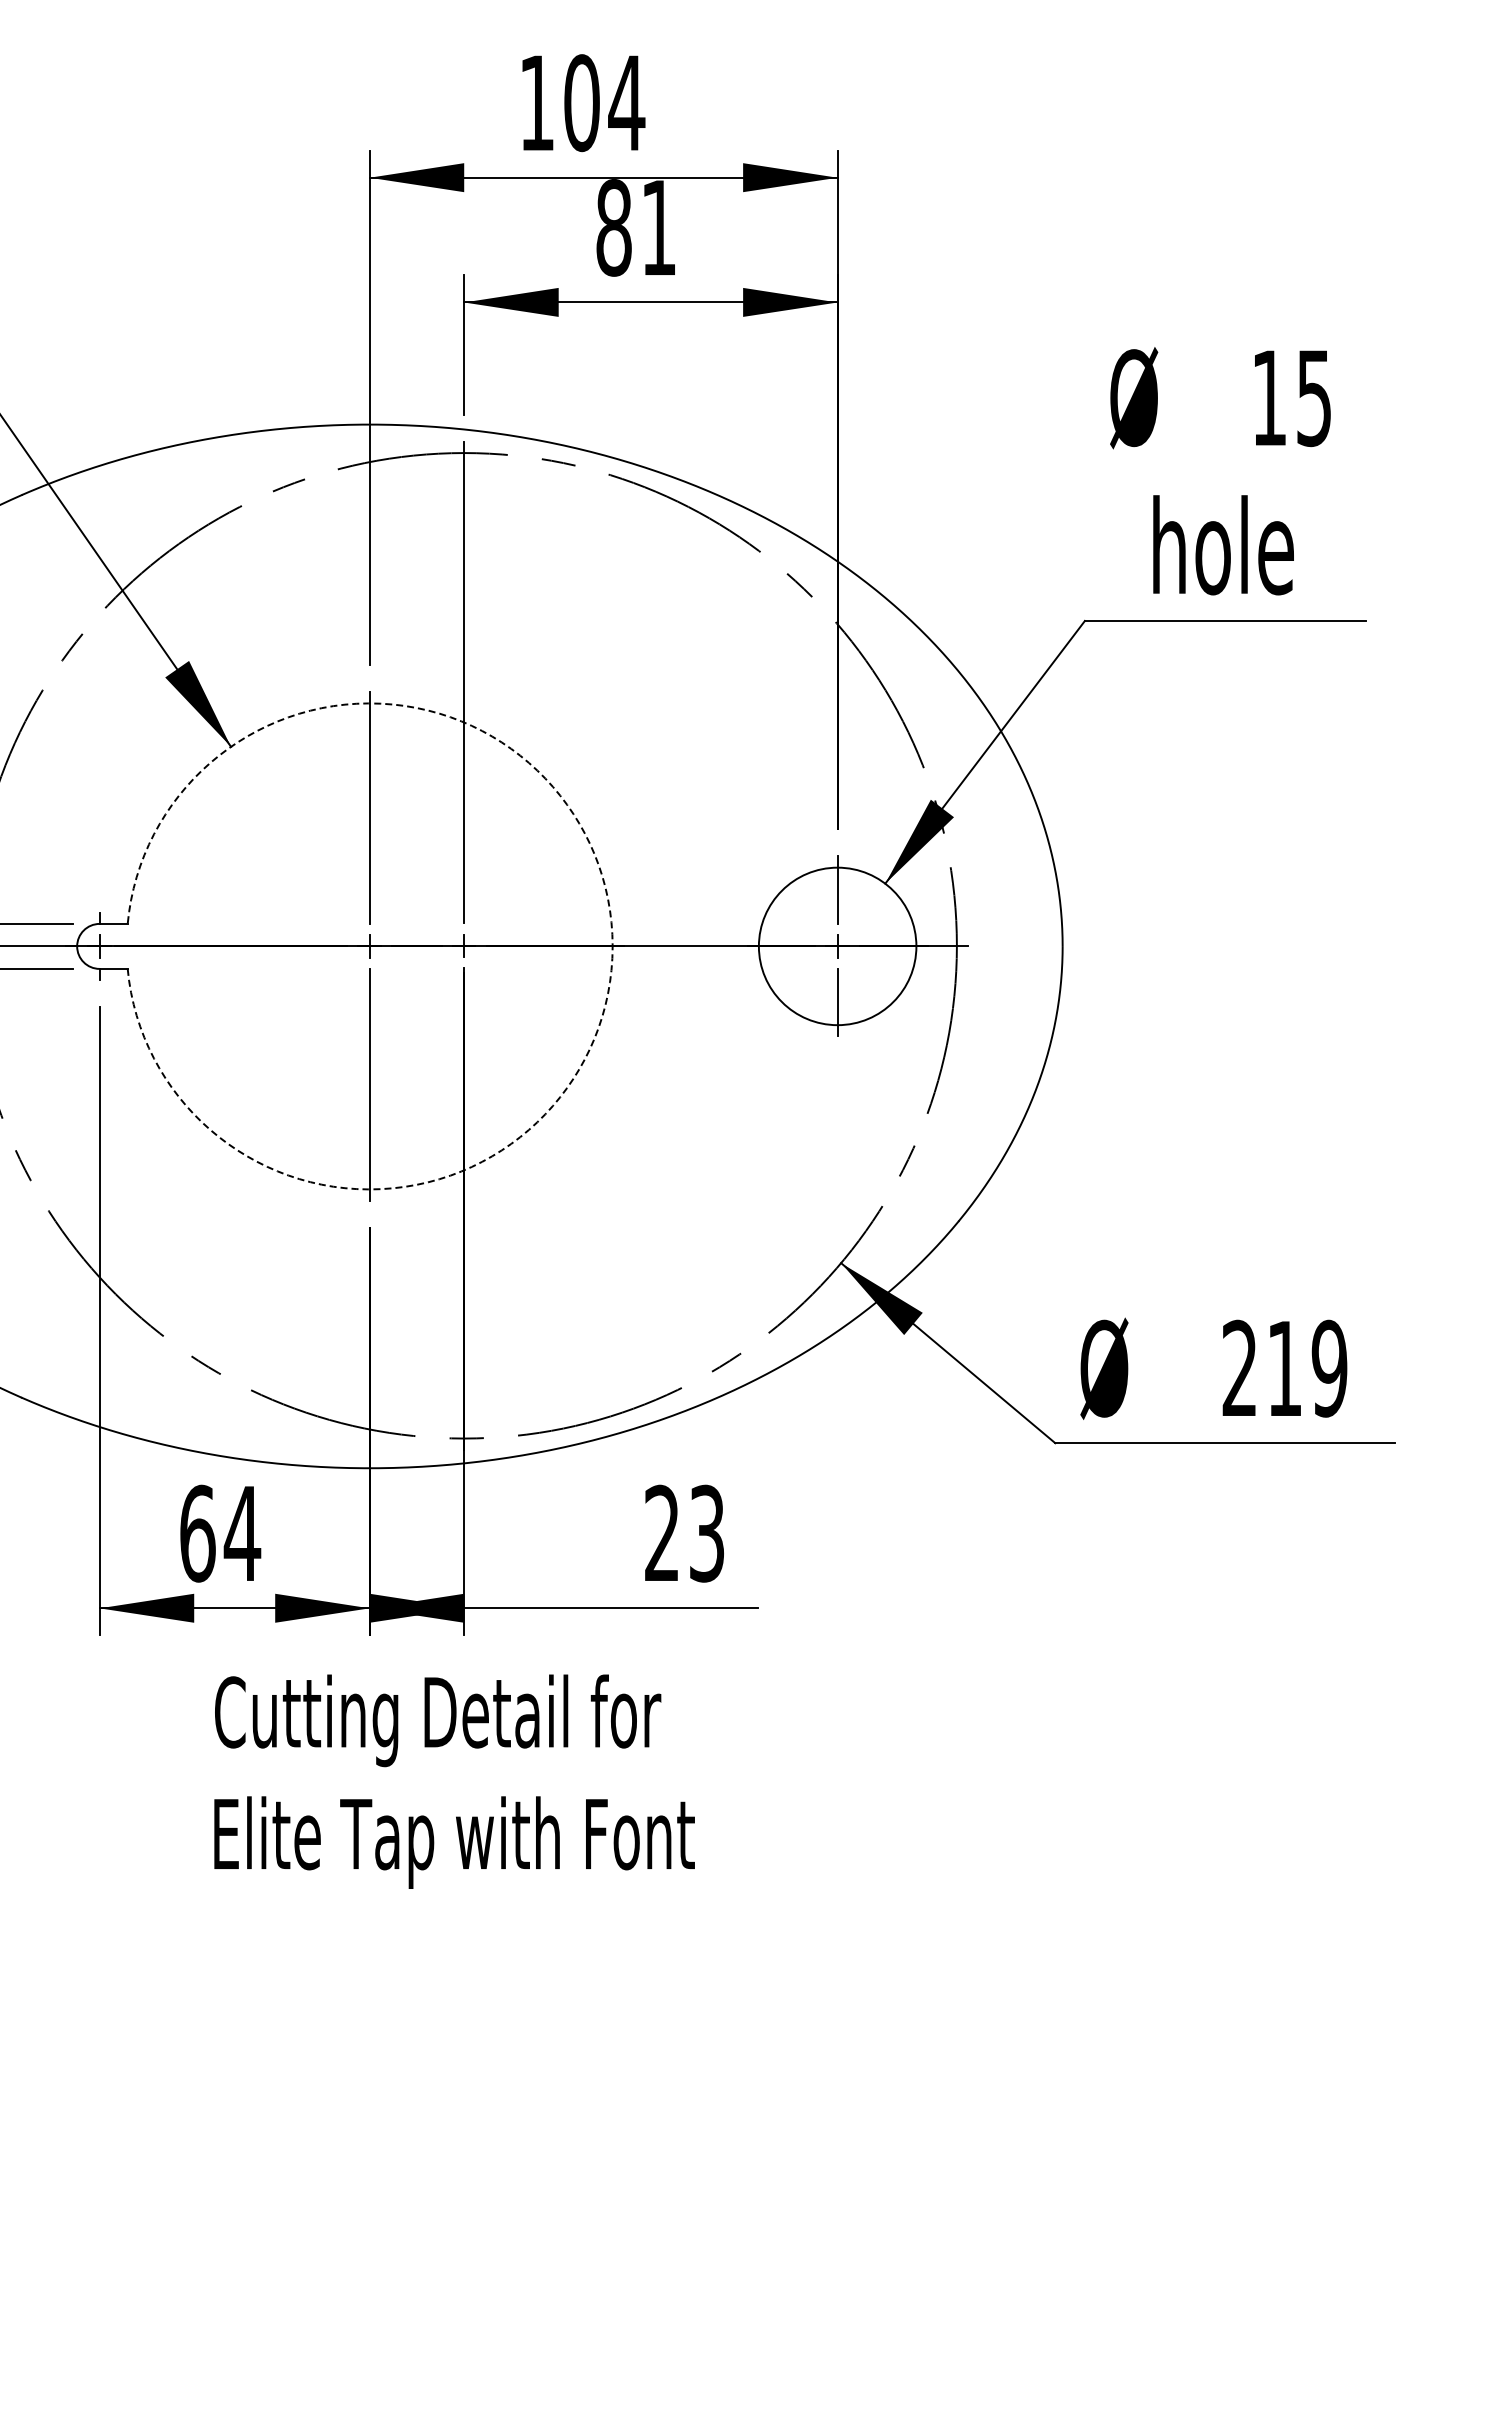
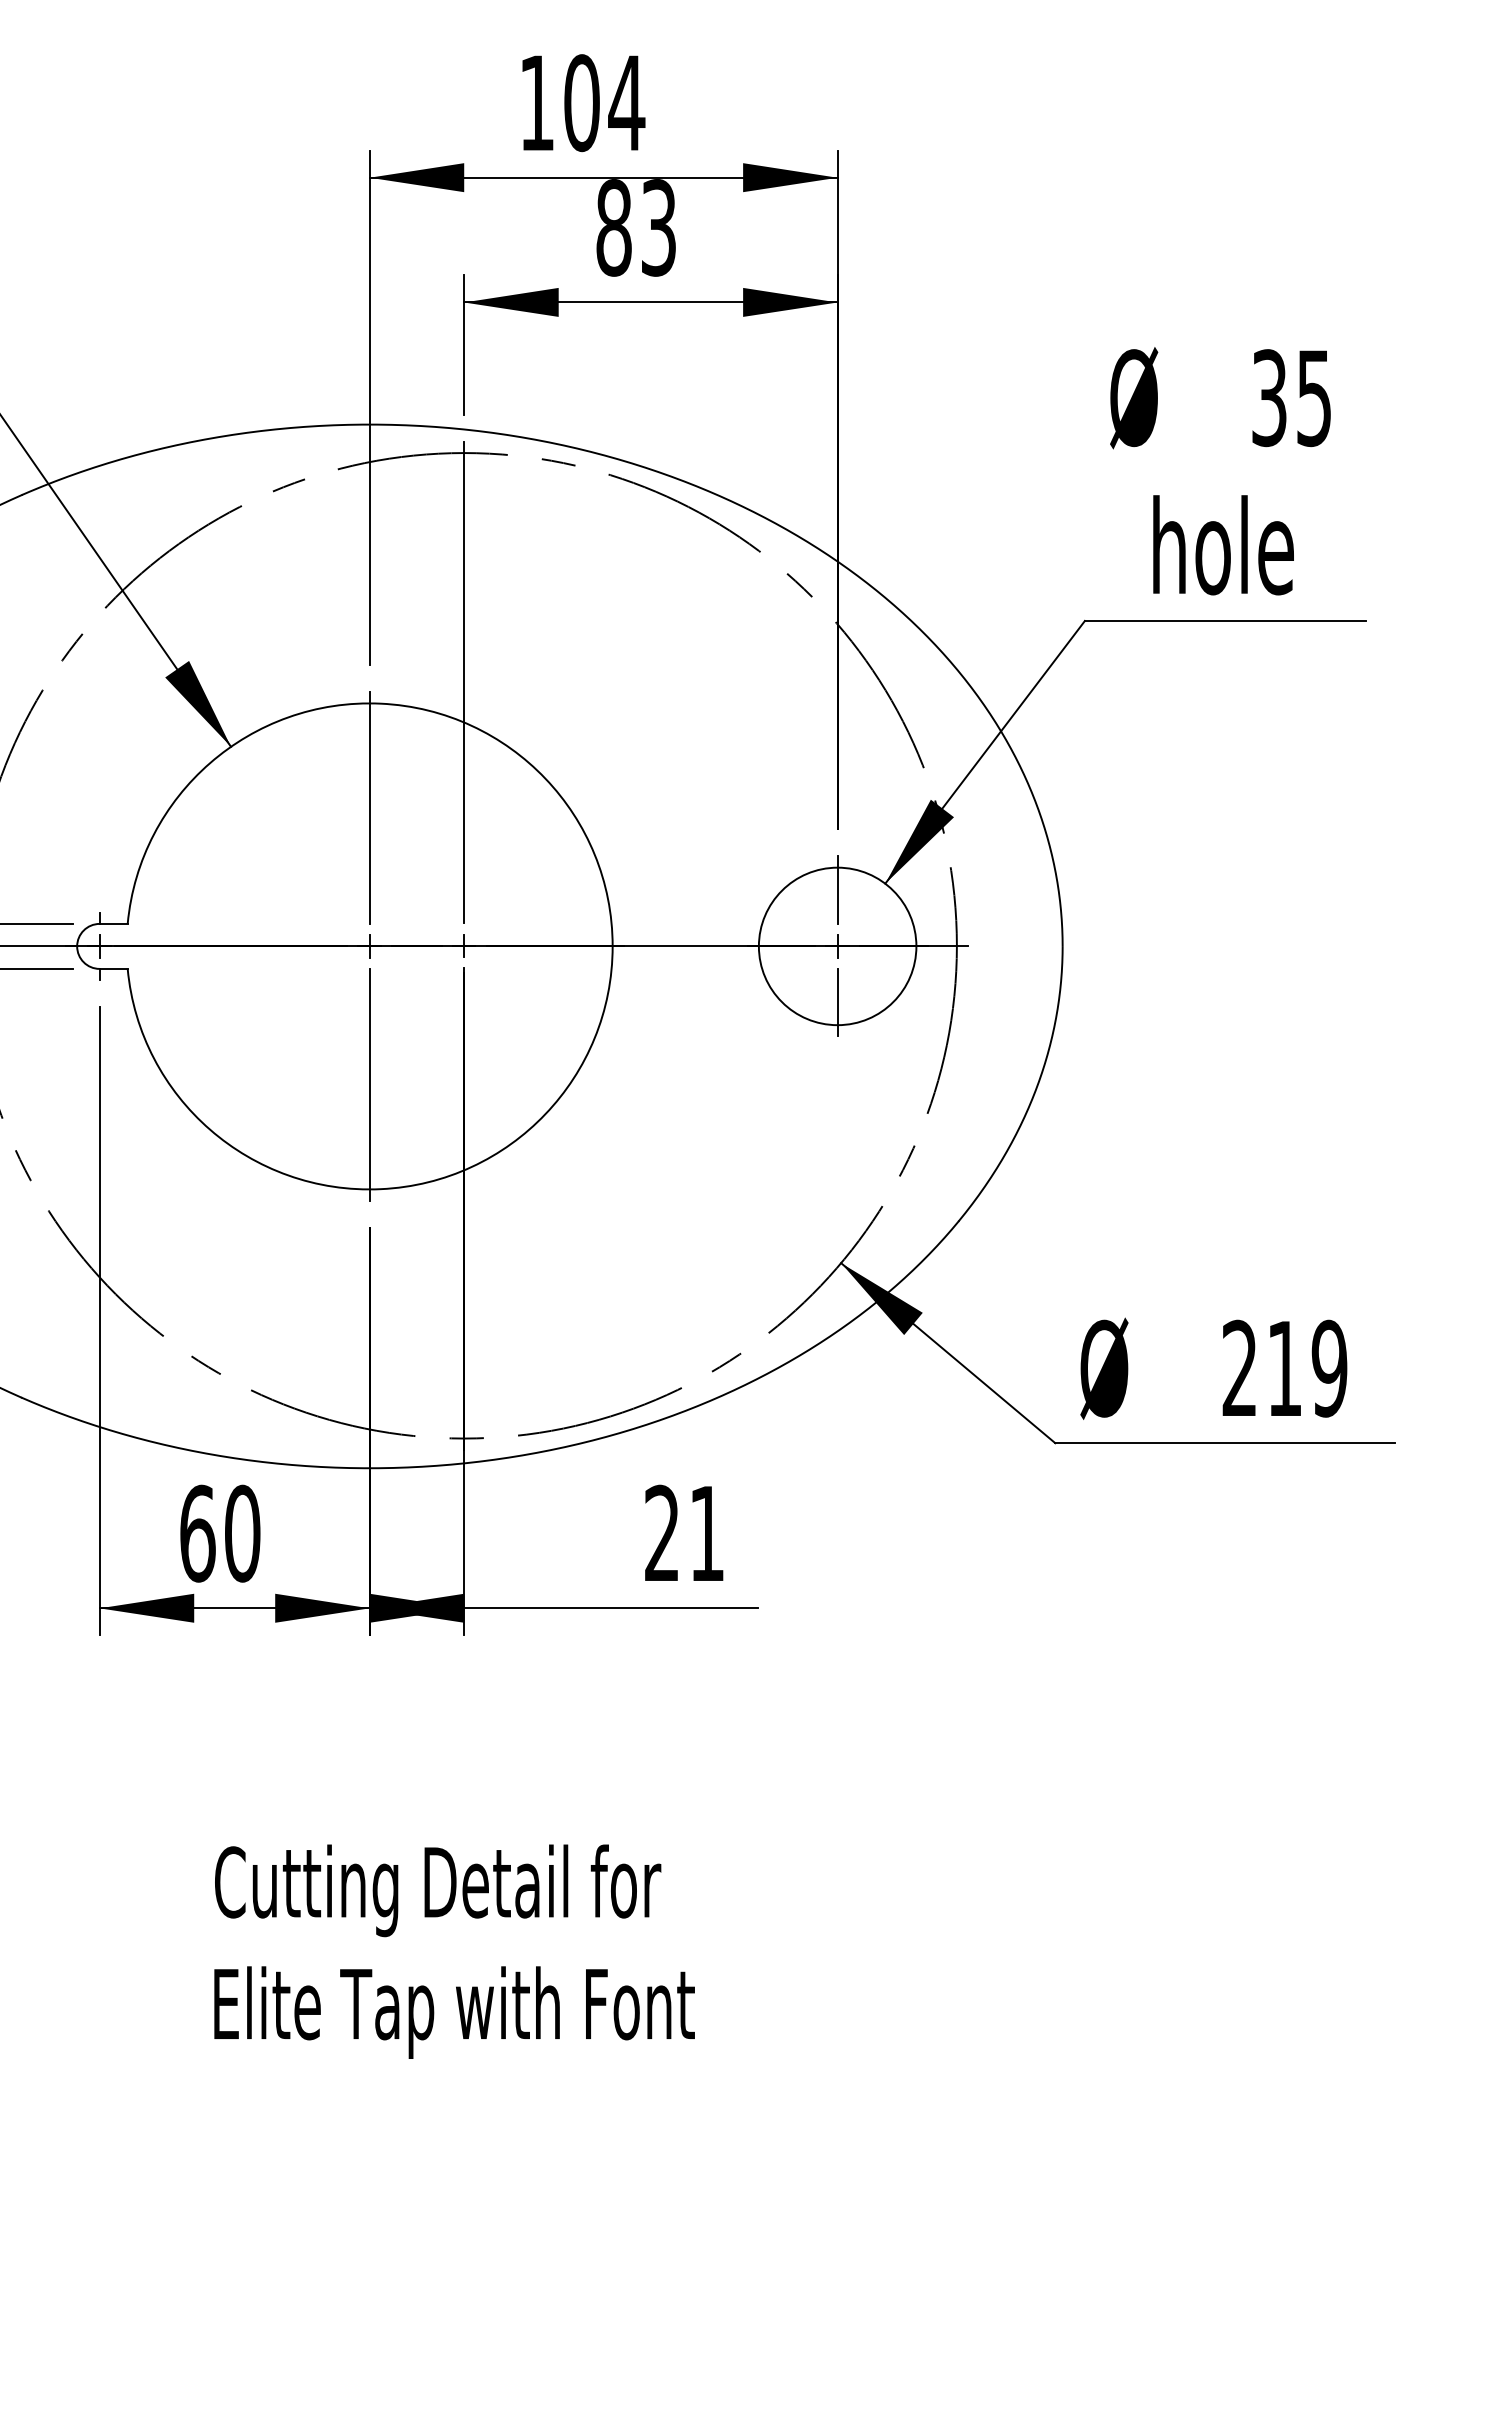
text: 81 -> 83 (658, 227)
text: 15 -> 35 (1269, 398)
arc: dashed -> solid (612, 946)
text: 64 -> 60 (242, 1533)
text: 23 -> 21 (706, 1533)
text position: (454, 1781) -> (454, 1951) (454, 1951)
